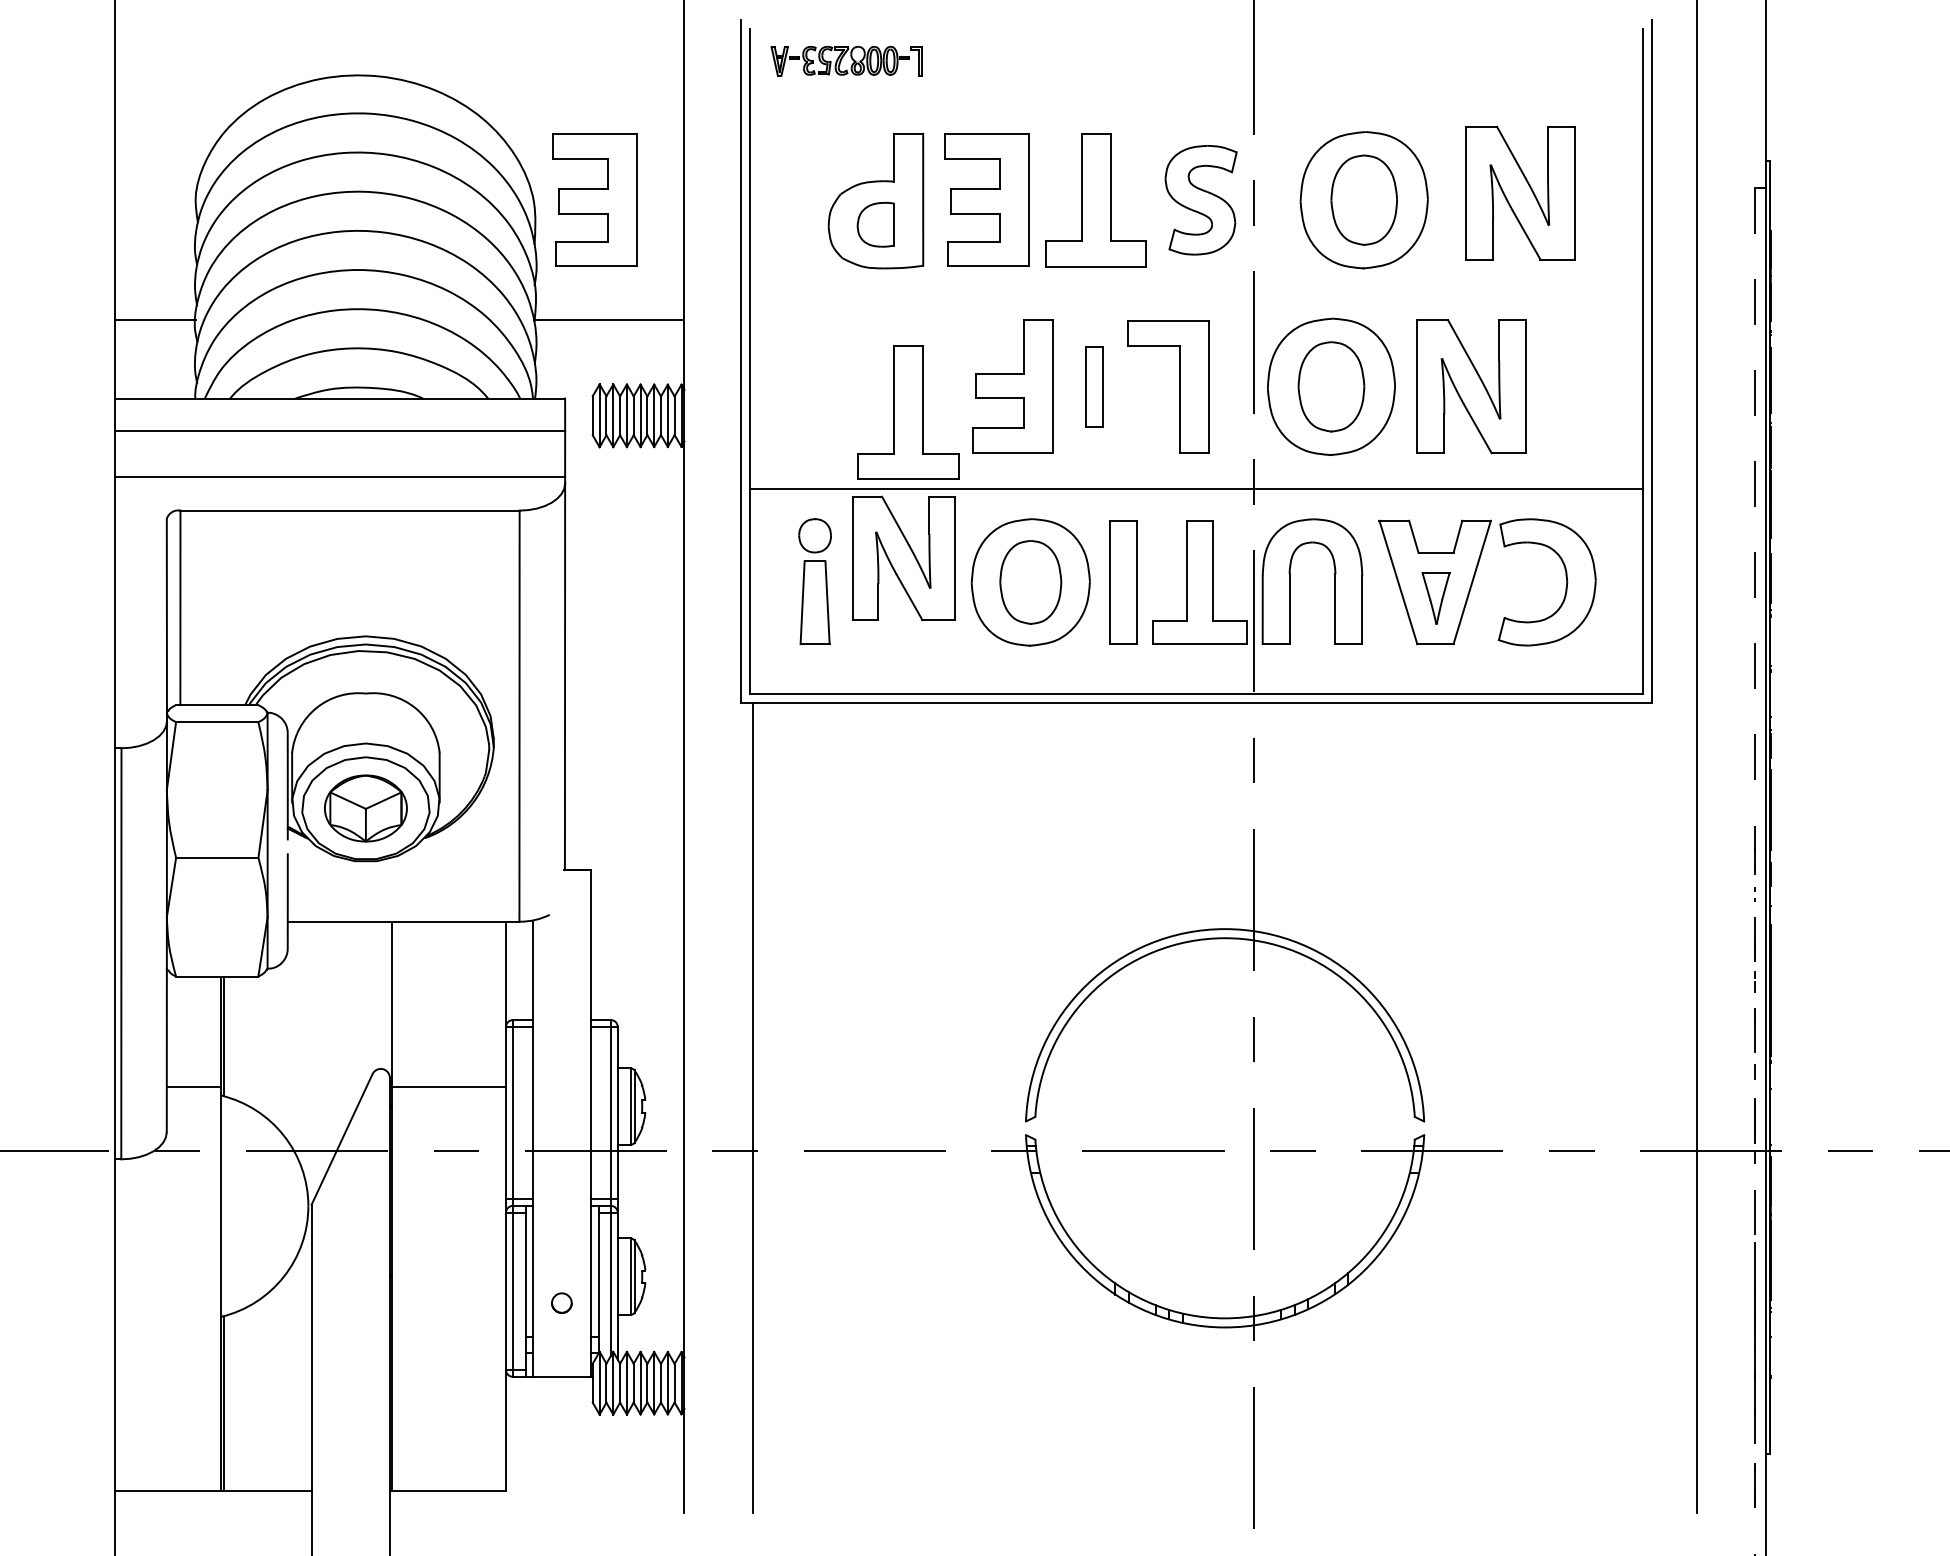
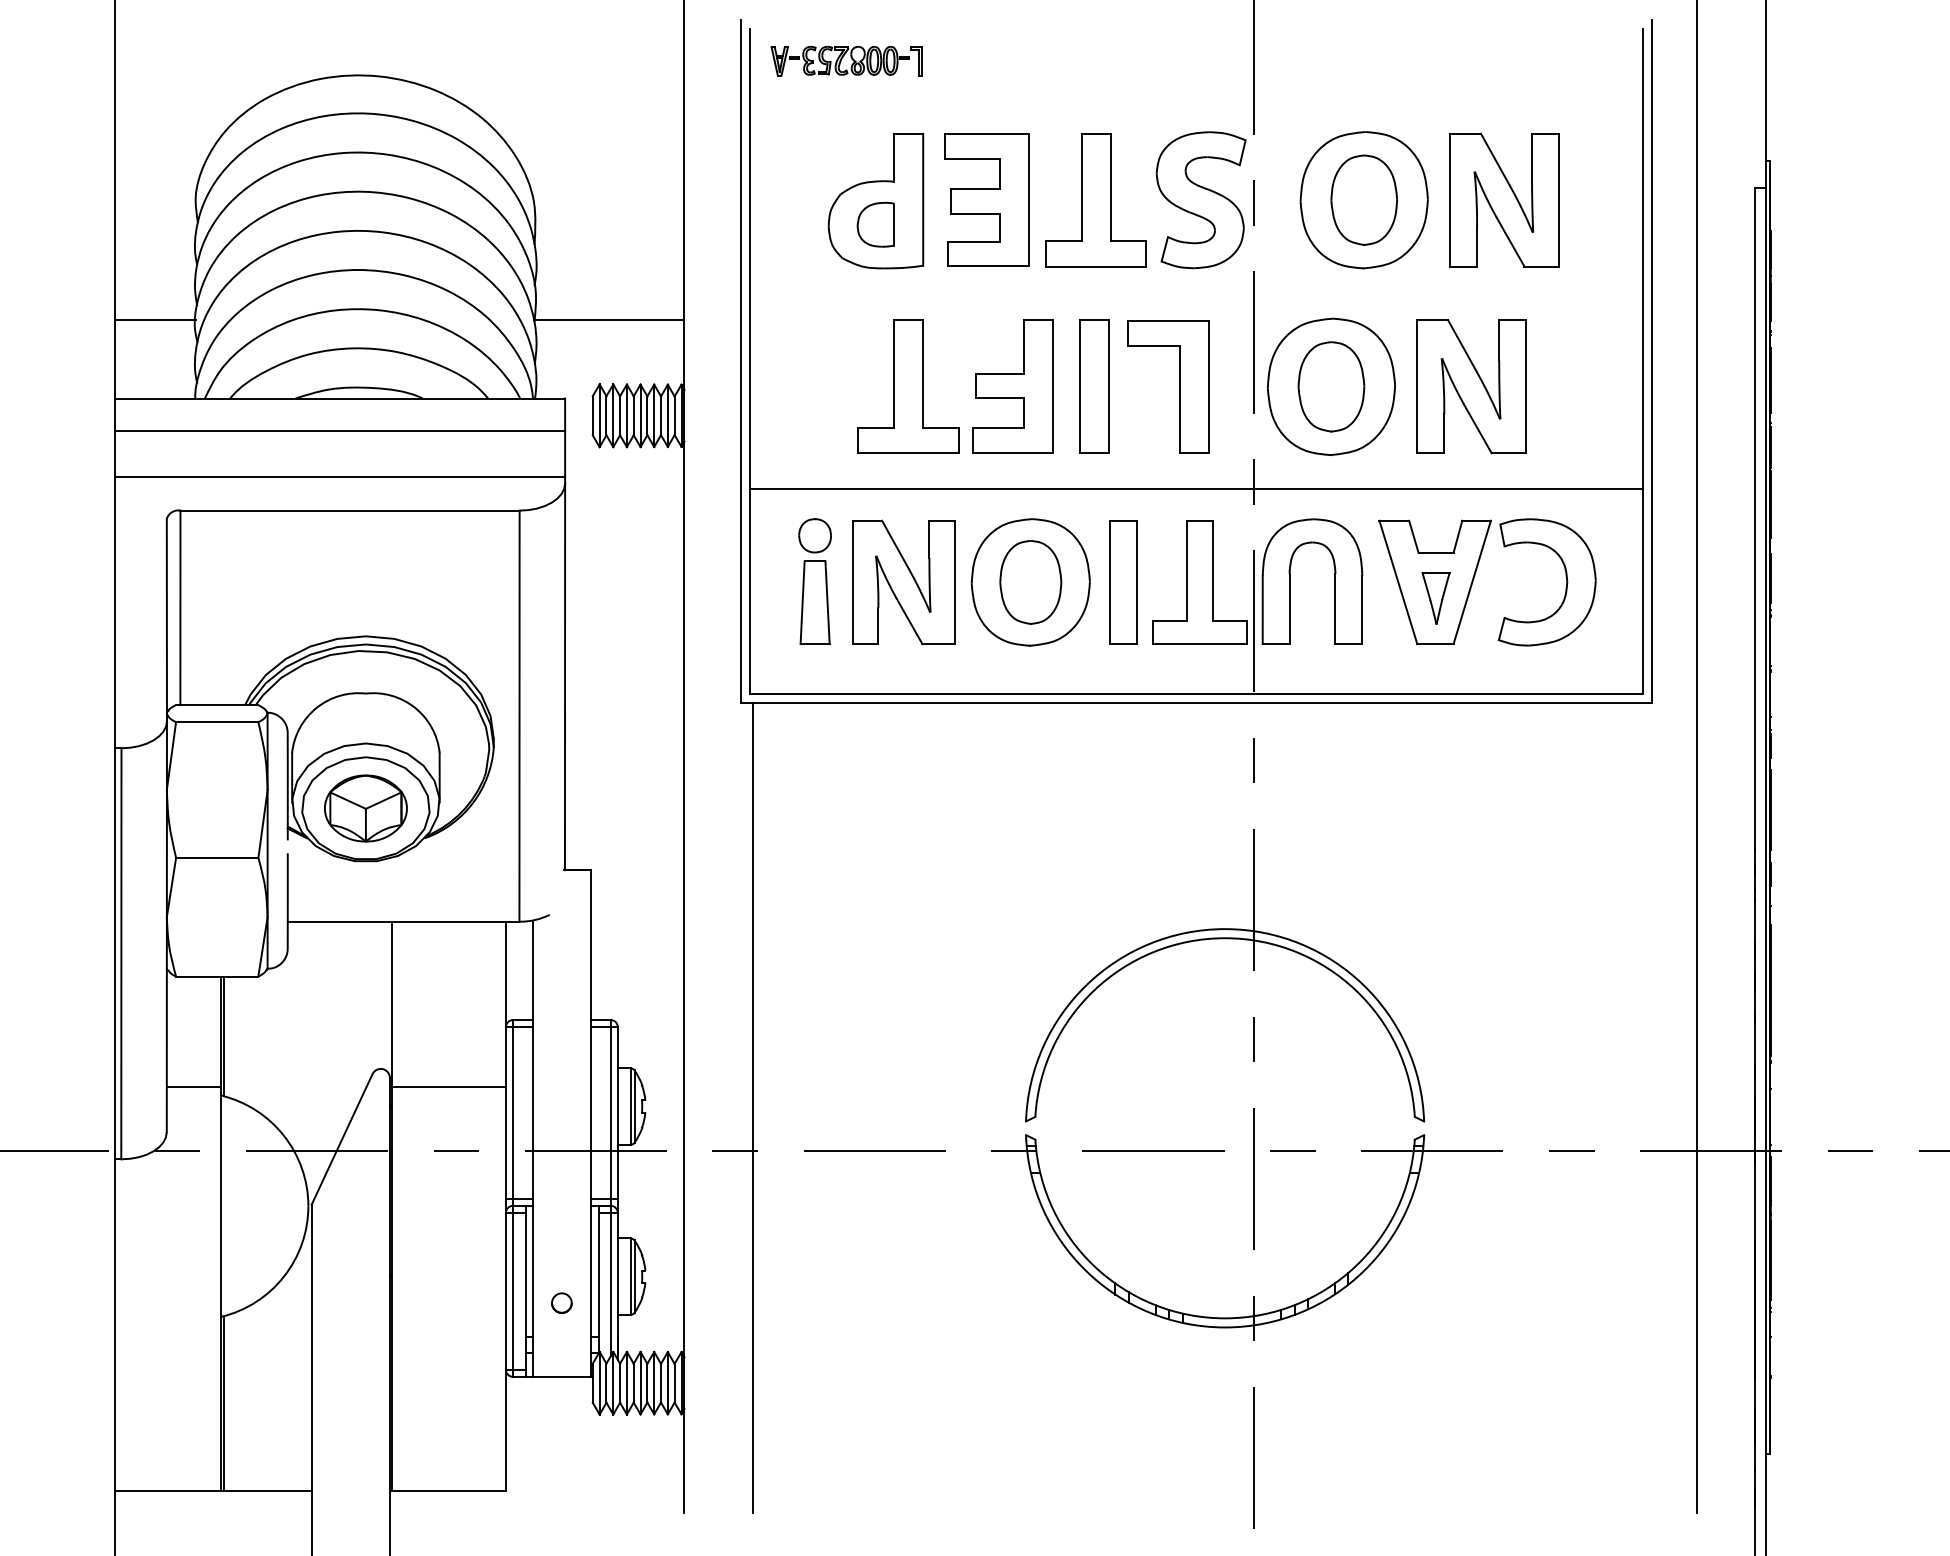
part position: (1520, 192) -> (1504, 199) (1504, 199)
part: present -> none (594, 199)
part size: 74x111 px -> 92x139 px (1200, 200)
part size: 19x82 px -> 31x135 px (1094, 386)
part position: (908, 412) -> (908, 386) (908, 386)
part position: (903, 558) -> (903, 582) (903, 582)
line: dashed -> solid (1754, 872)
